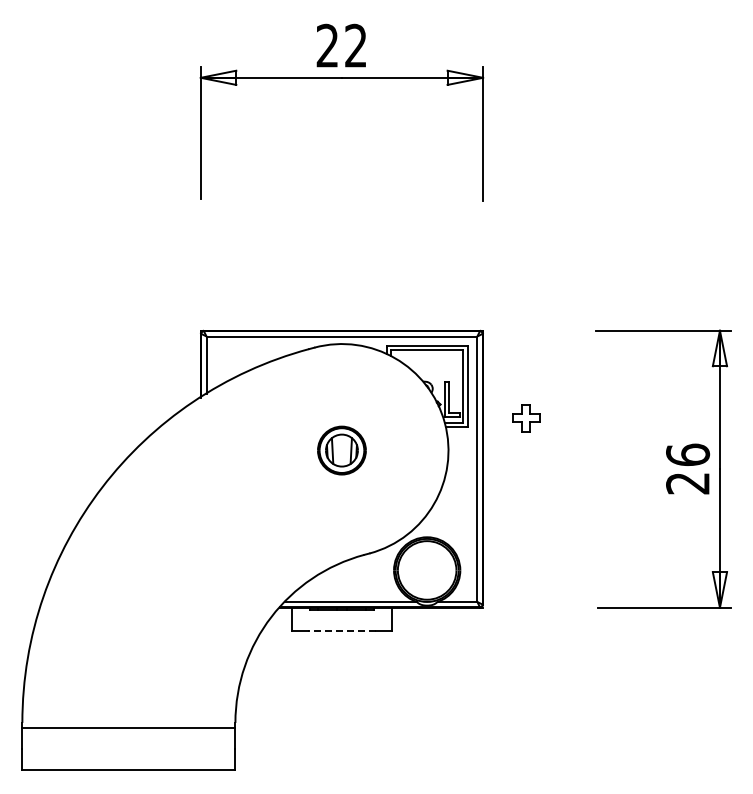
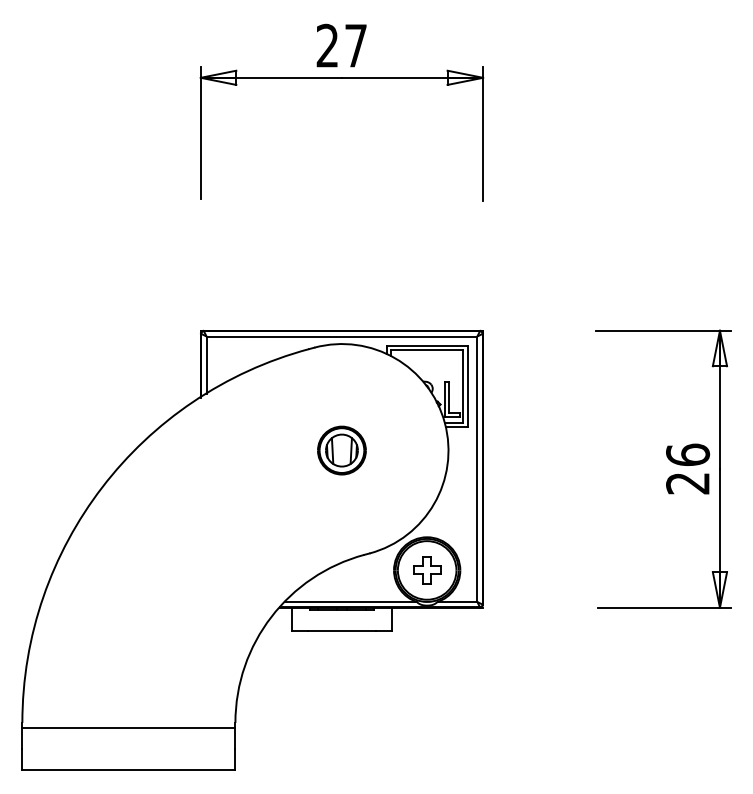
text: 22 -> 27 (355, 45)
part position: (526, 418) -> (427, 570) (427, 570)
line: dashed -> solid (341, 631)
